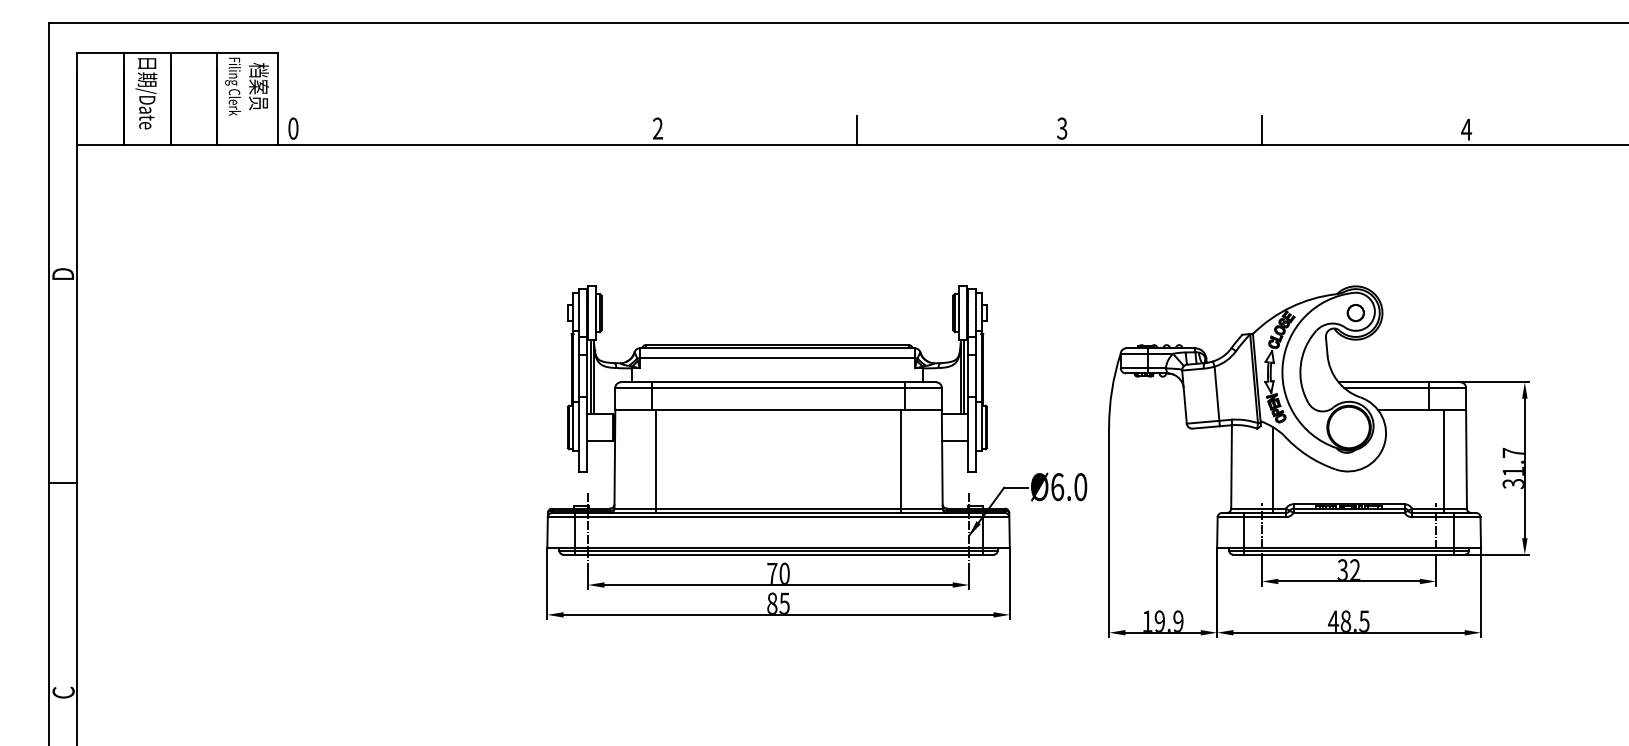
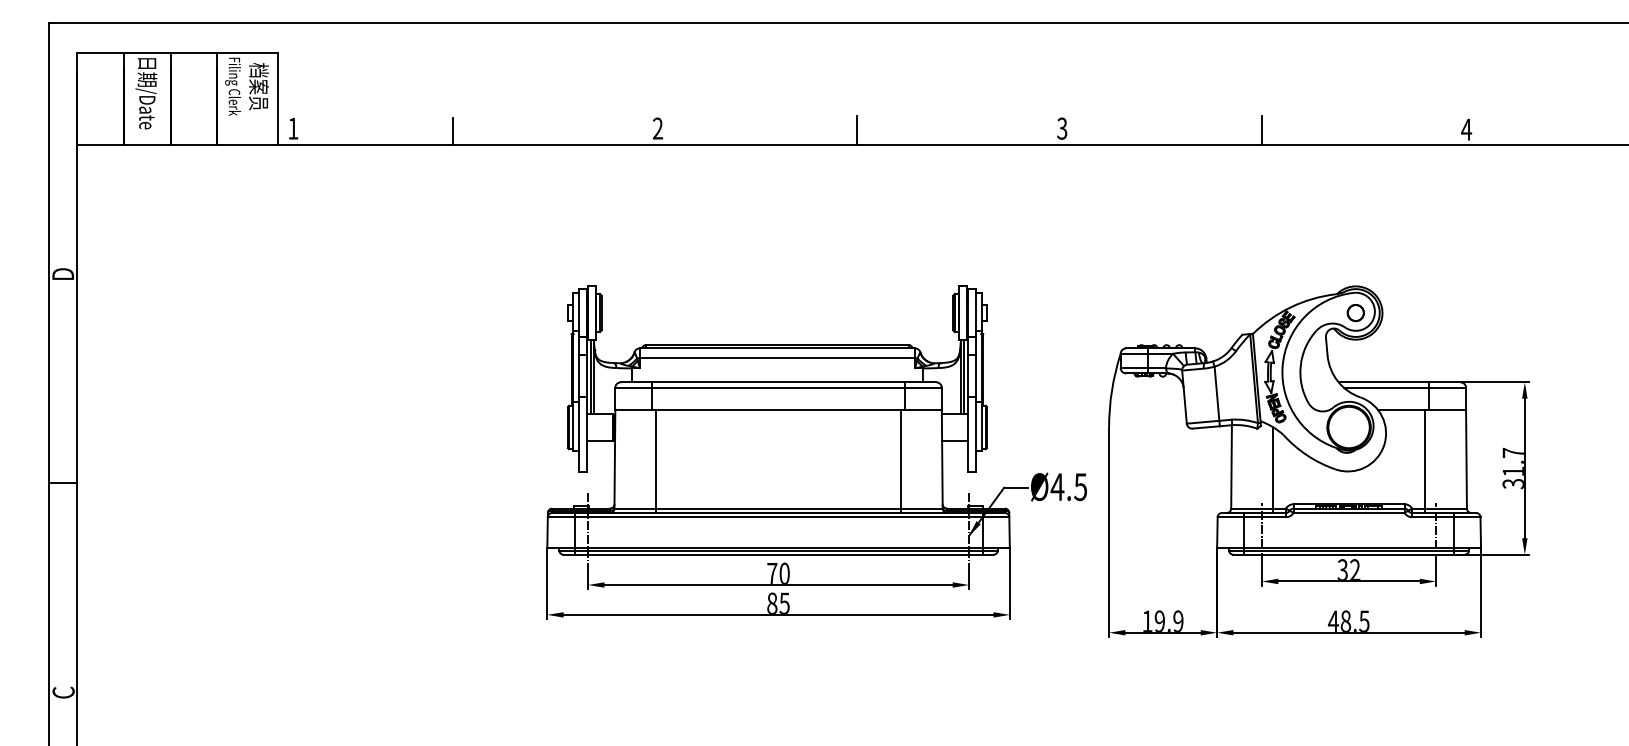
text: 0 -> 1 (293, 128)
line: none -> present (453, 131)
line position: (1444, 460) -> (1425, 460) (1425, 460)
text: Ø6.0 -> Ø4.5 (1068, 487)
